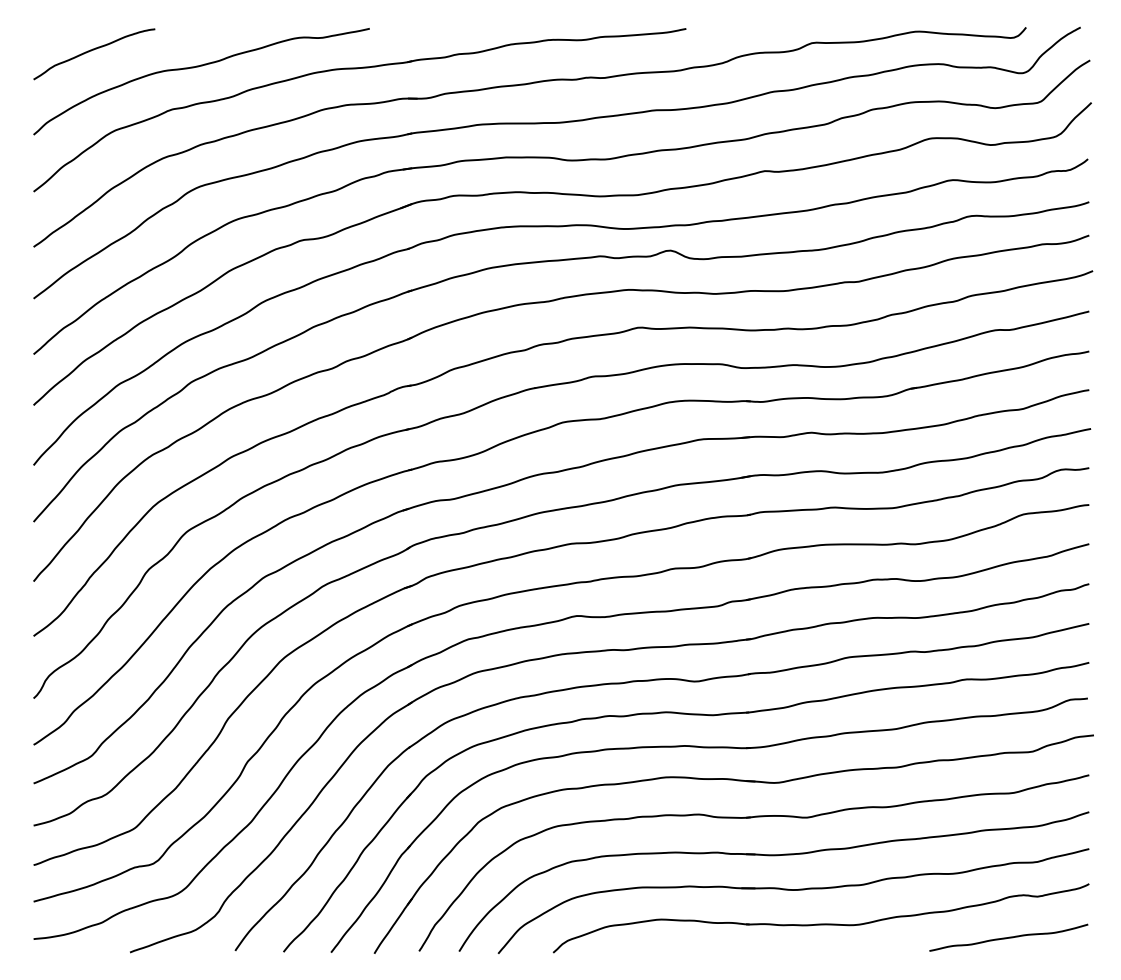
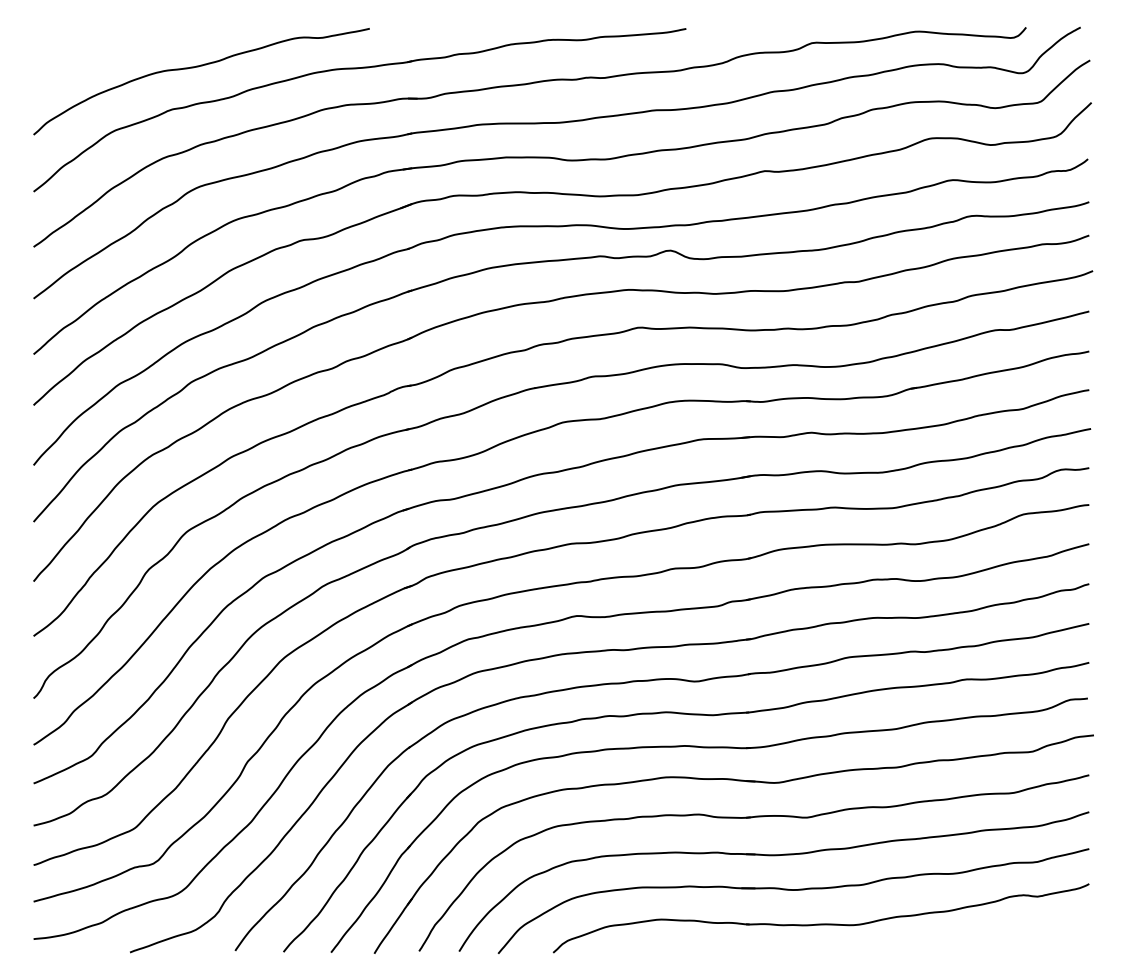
curve: present -> none (94, 50)
curve: present -> none (1008, 937)
